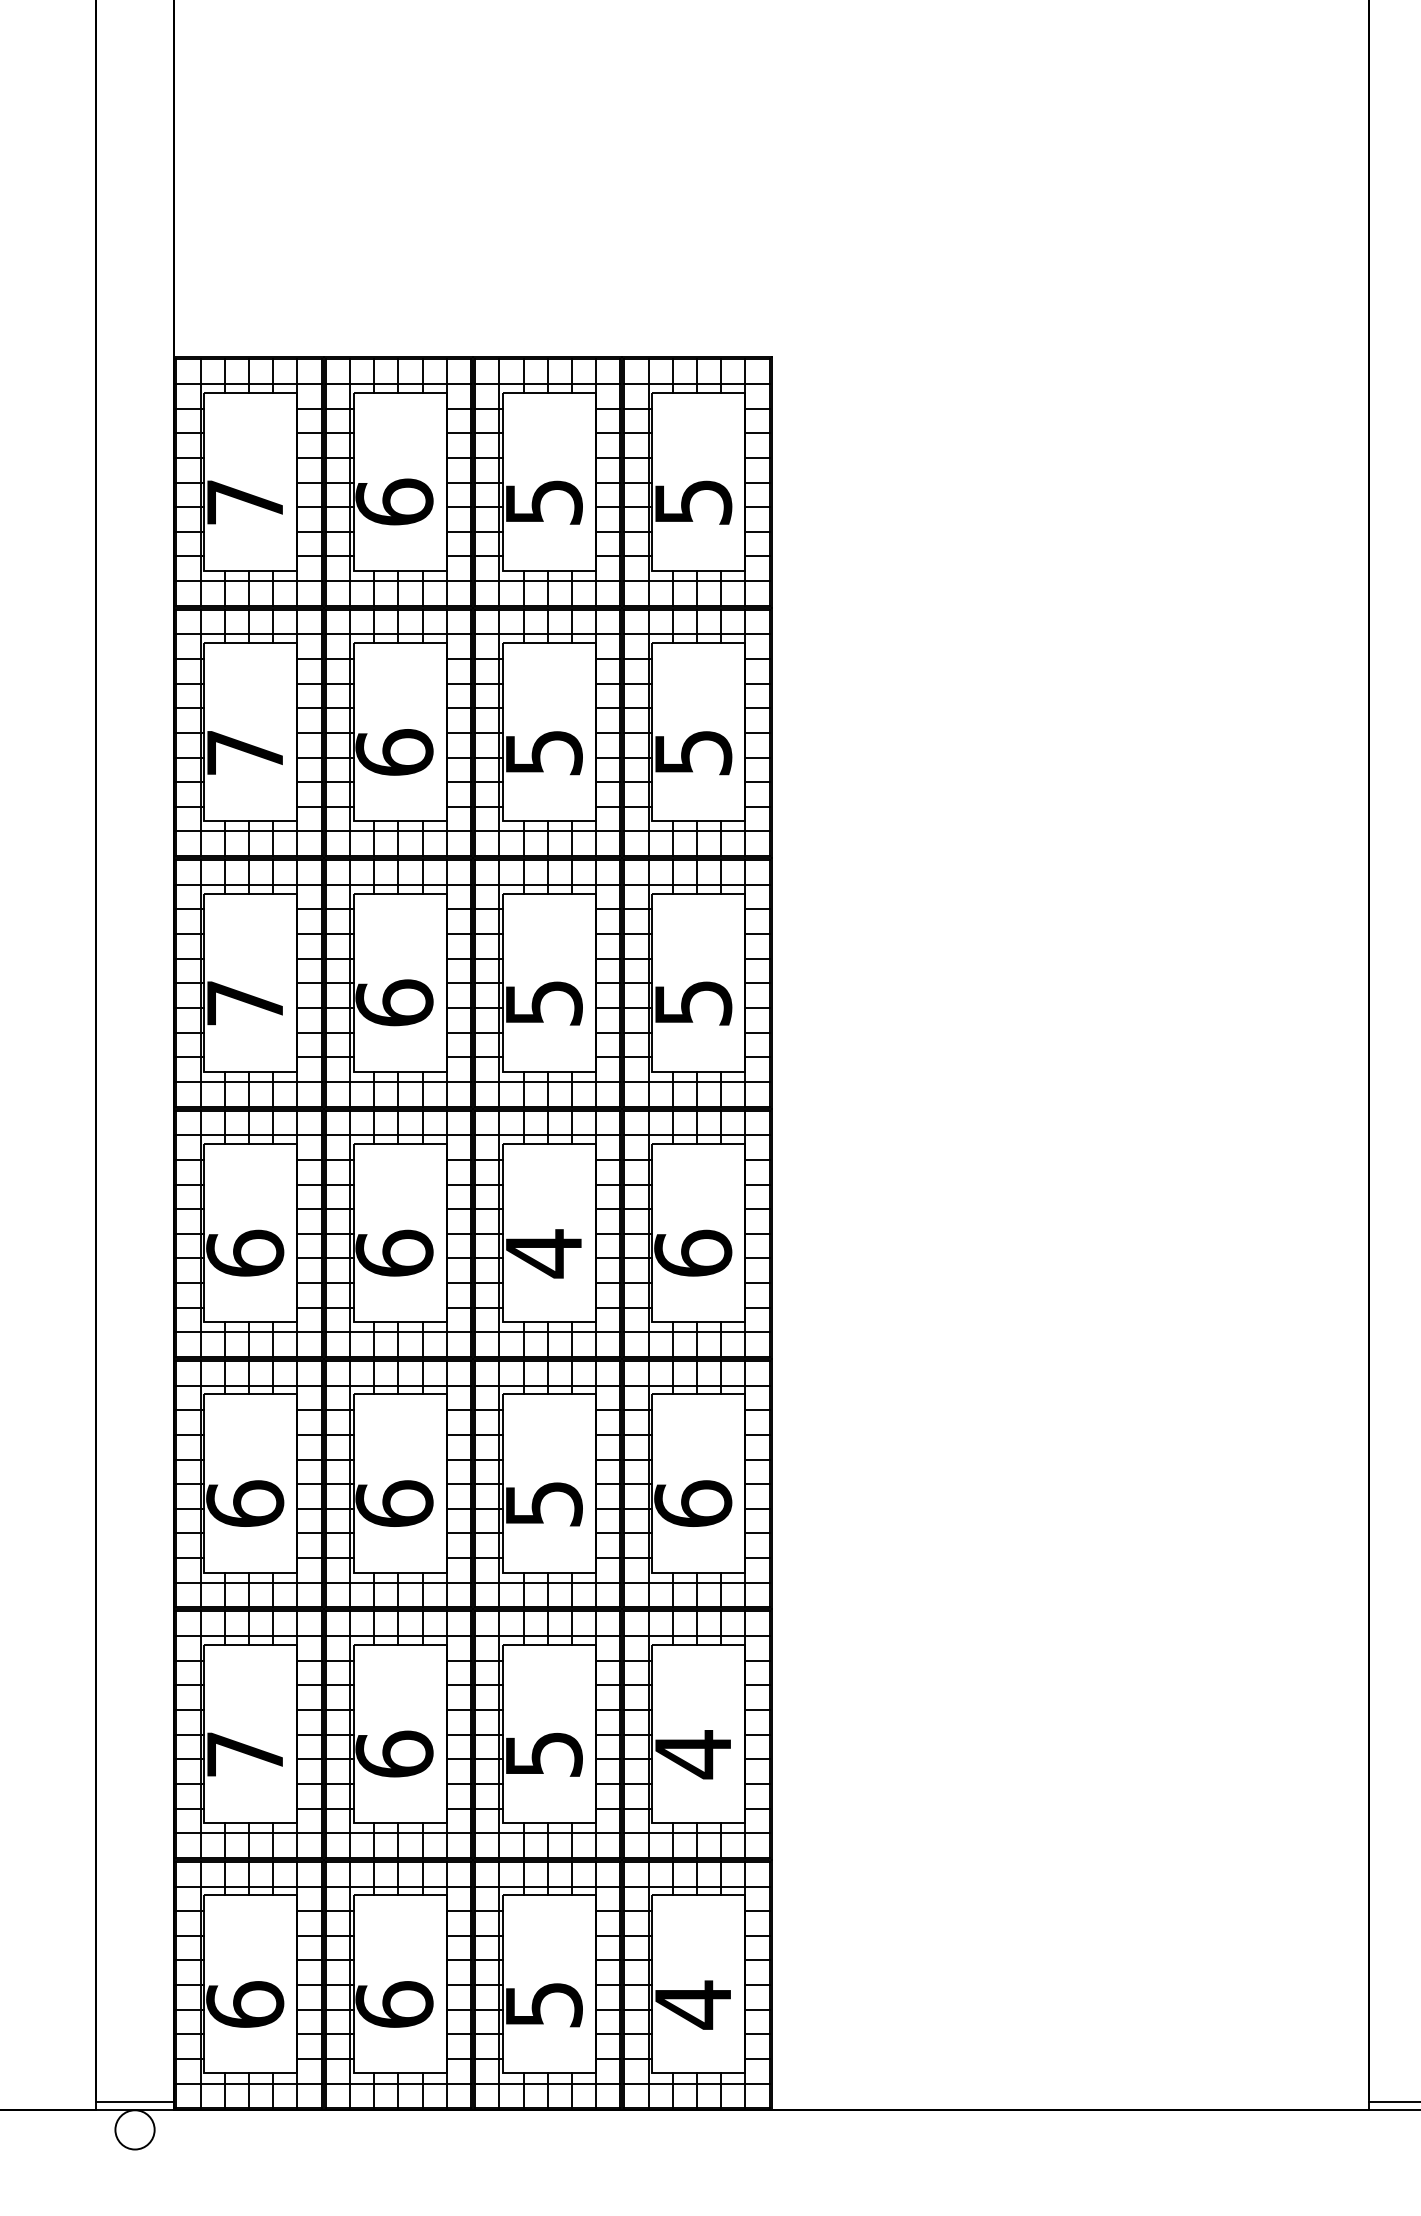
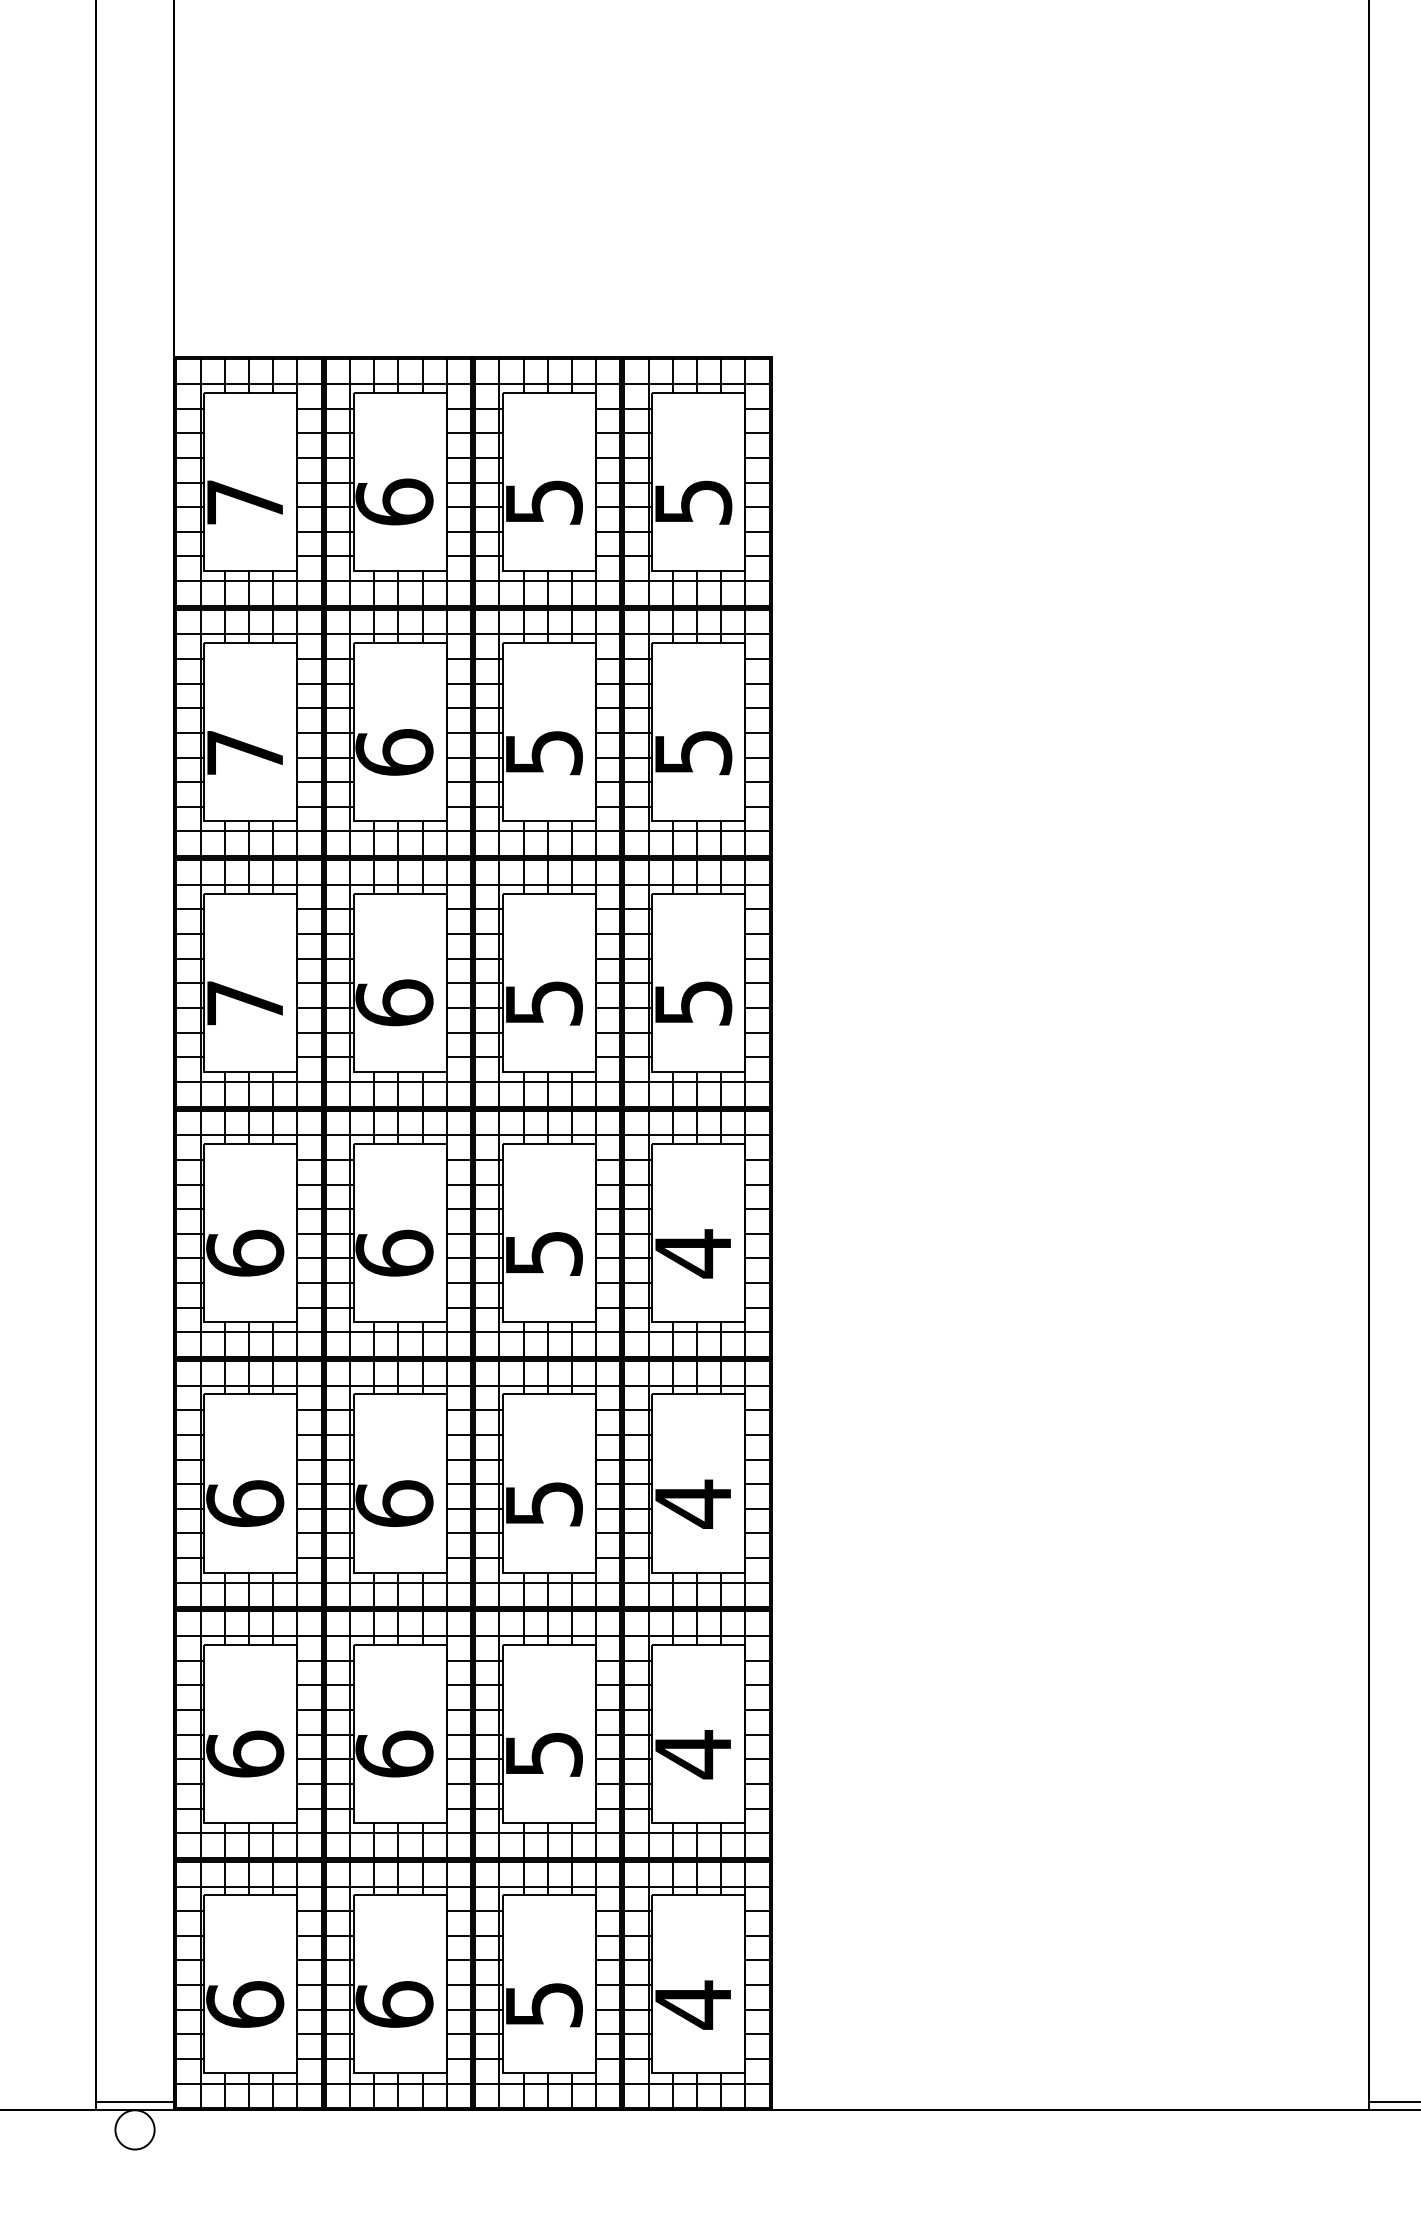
text: 4 -> 5 (544, 1253)
text: 6 -> 4 (693, 1253)
text: 6 -> 4 (693, 1503)
text: 7 -> 6 (245, 1753)
